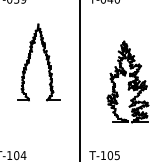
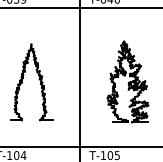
line: none -> present (80, 8)
part position: (45, 59) -> (38, 79) (38, 79)
line: none -> present (80, 146)
